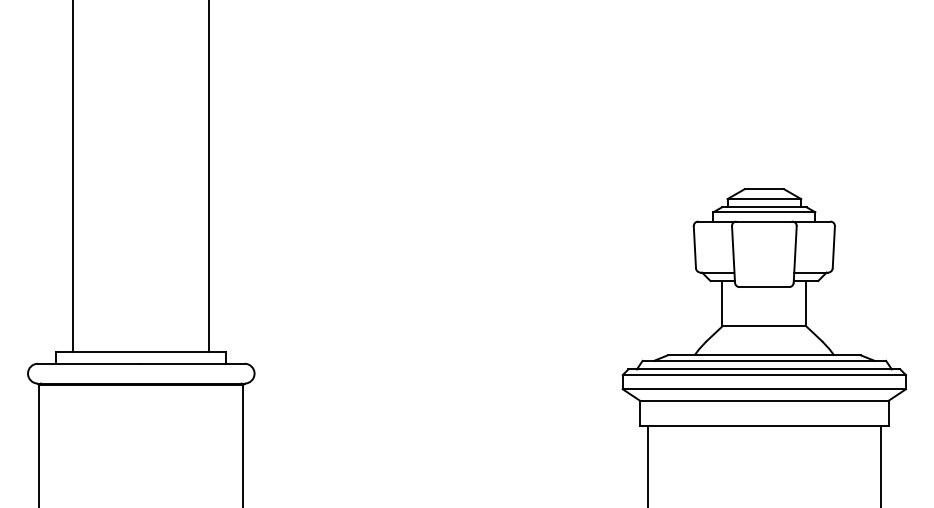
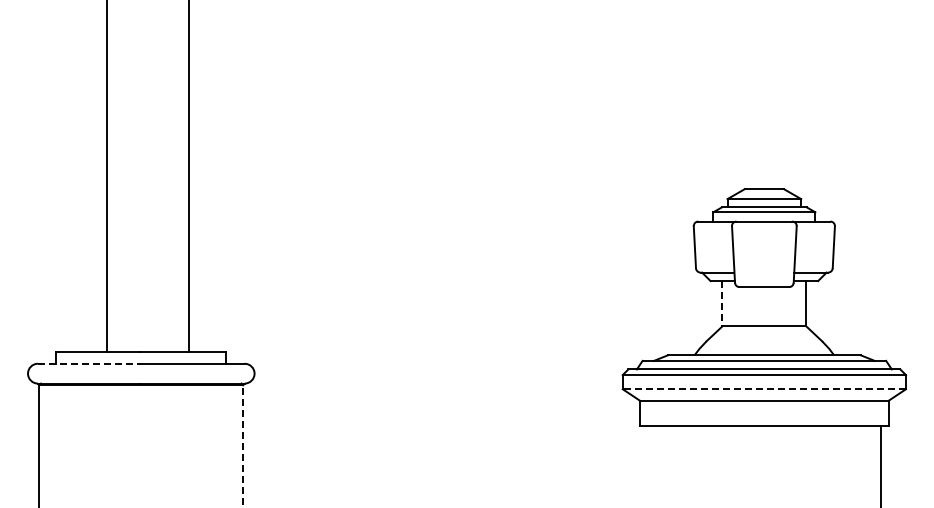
line position: (73, 177) -> (107, 177) (107, 177)
line position: (209, 177) -> (189, 177) (189, 177)
line: solid -> dashed (722, 303)
line: solid -> dashed (89, 363)
line: solid -> dashed (764, 389)
line: solid -> dashed (243, 446)
line: present -> none (648, 465)
